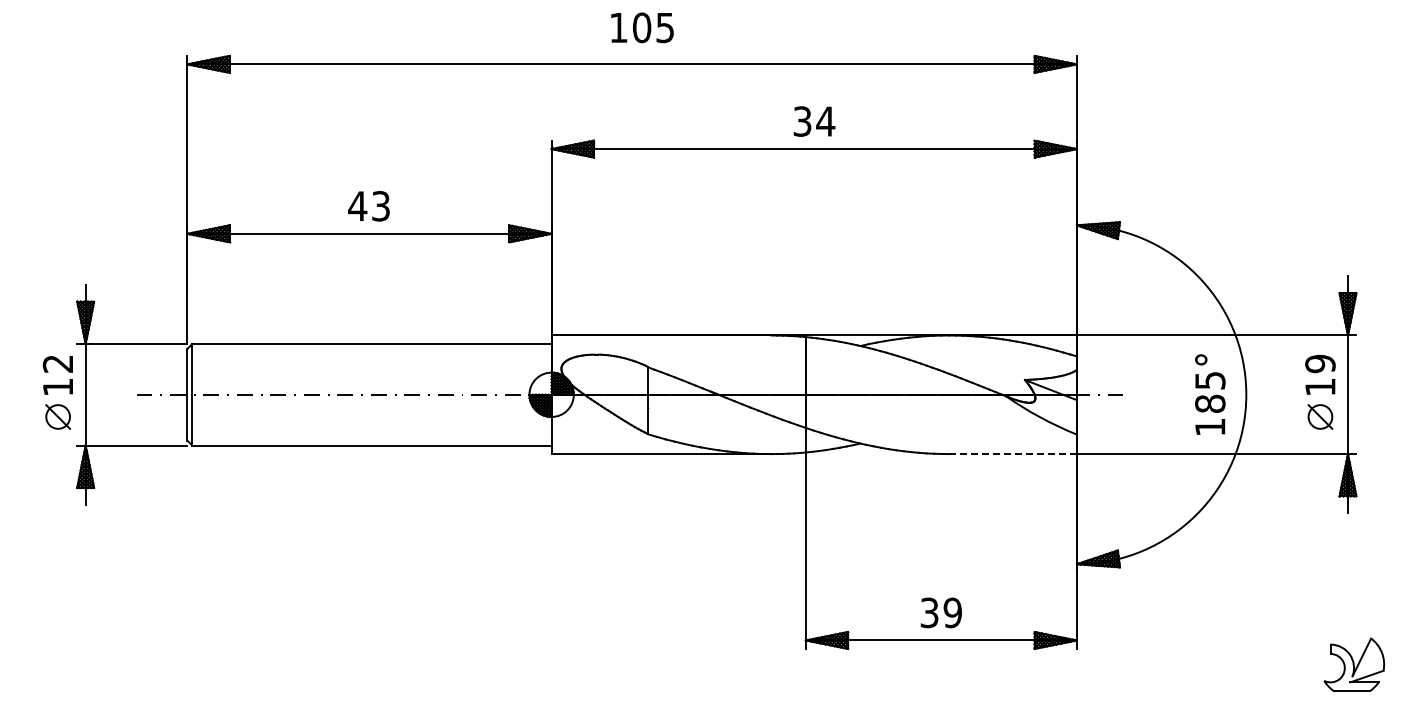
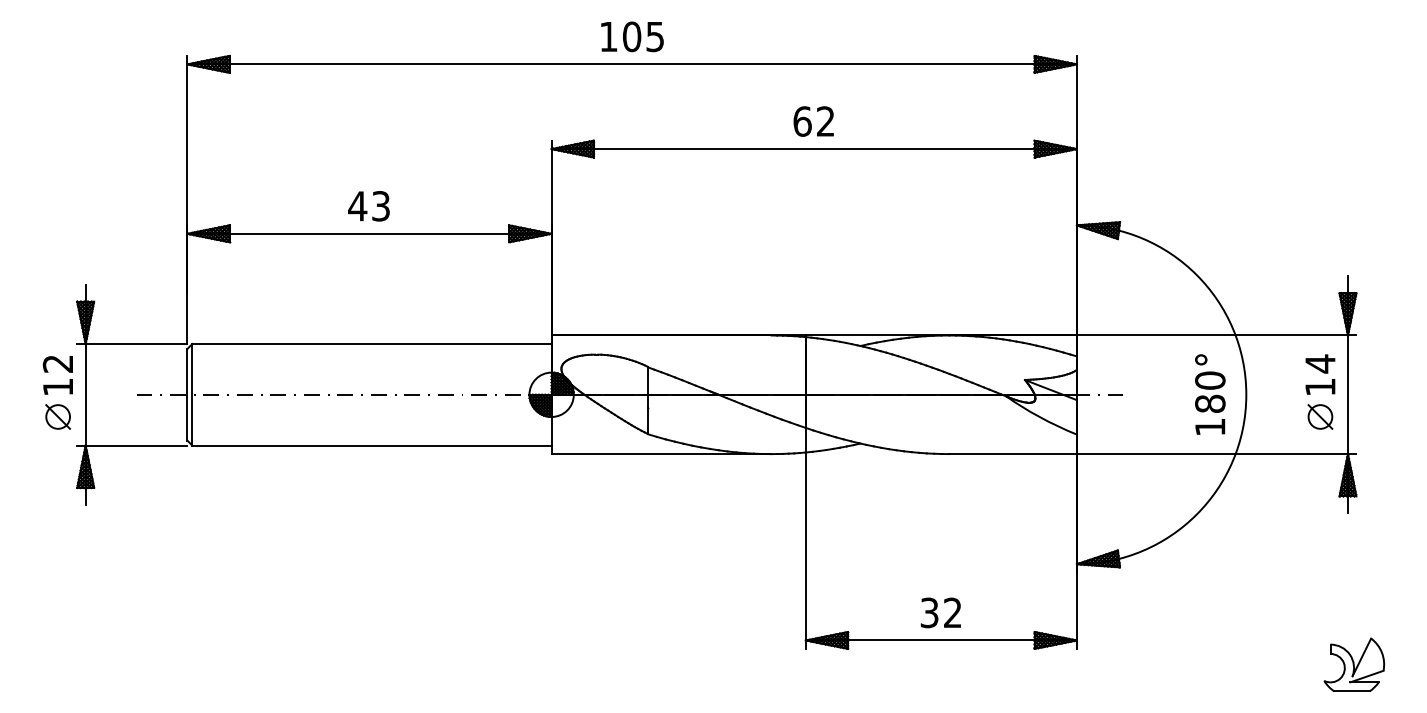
text position: (642, 27) -> (632, 36) (632, 36)
text: 34 -> 62 (814, 121)
text: 19 -> 14 (1320, 363)
text: 185° -> 180° (1210, 380)
line: dashed -> solid (1013, 454)
text: 39 -> 32 (952, 612)
